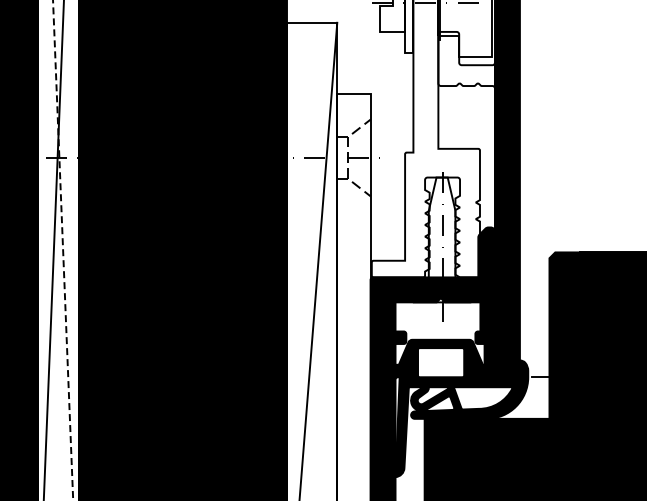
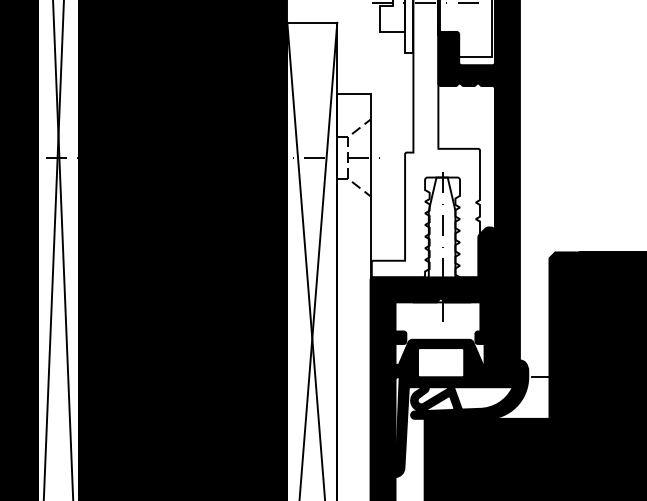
fill: none -> present (466, 59)
line: dashed -> solid (63, 250)
line: none -> present (305, 259)
